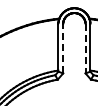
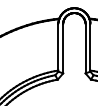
line: dashed -> solid (63, 48)
line: dashed -> solid (85, 48)
